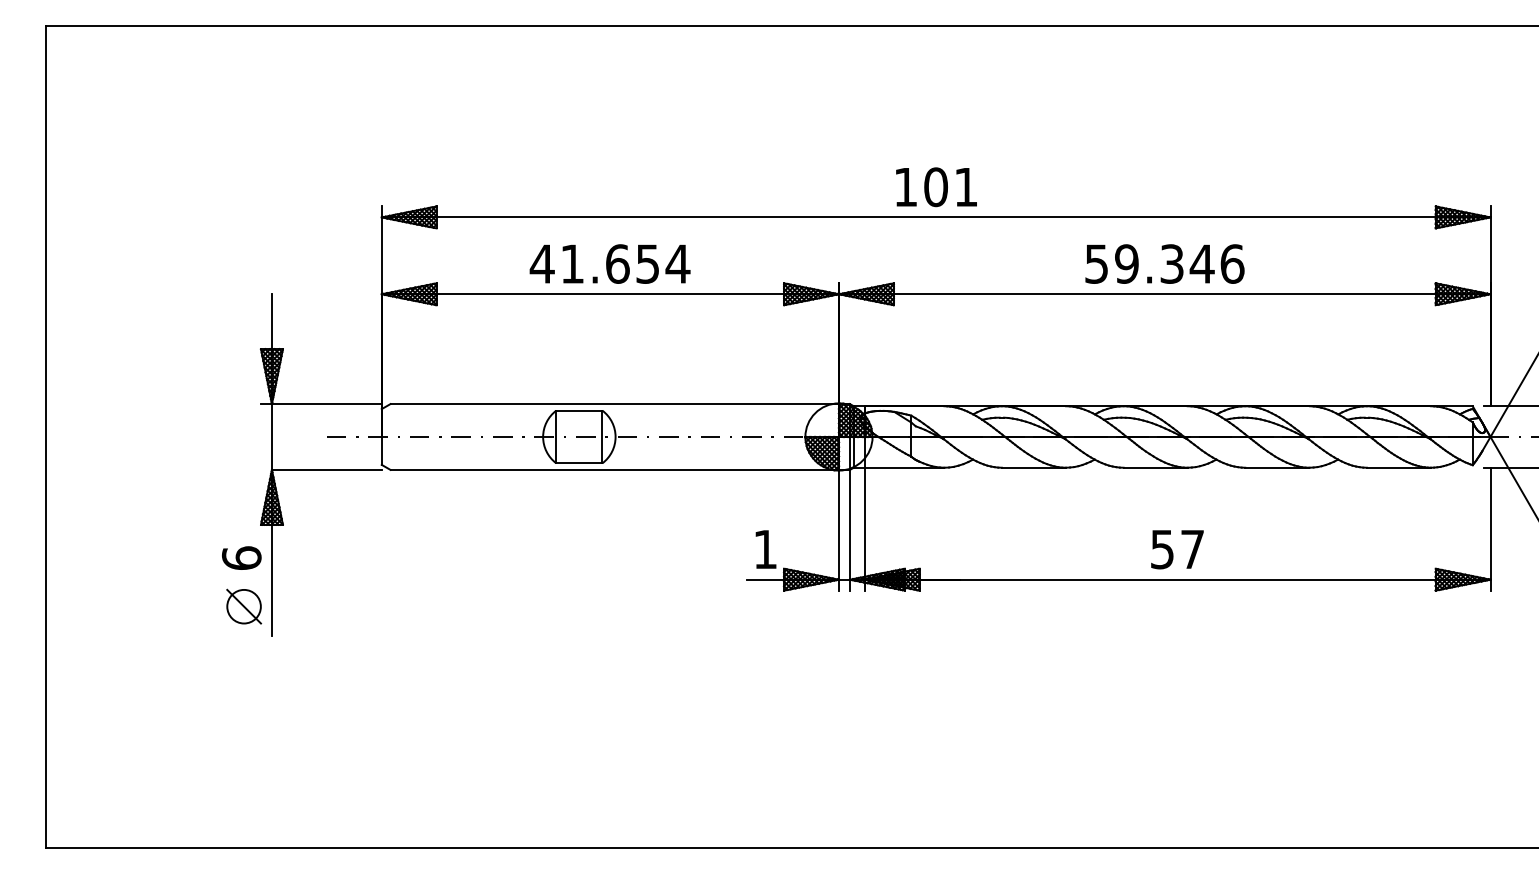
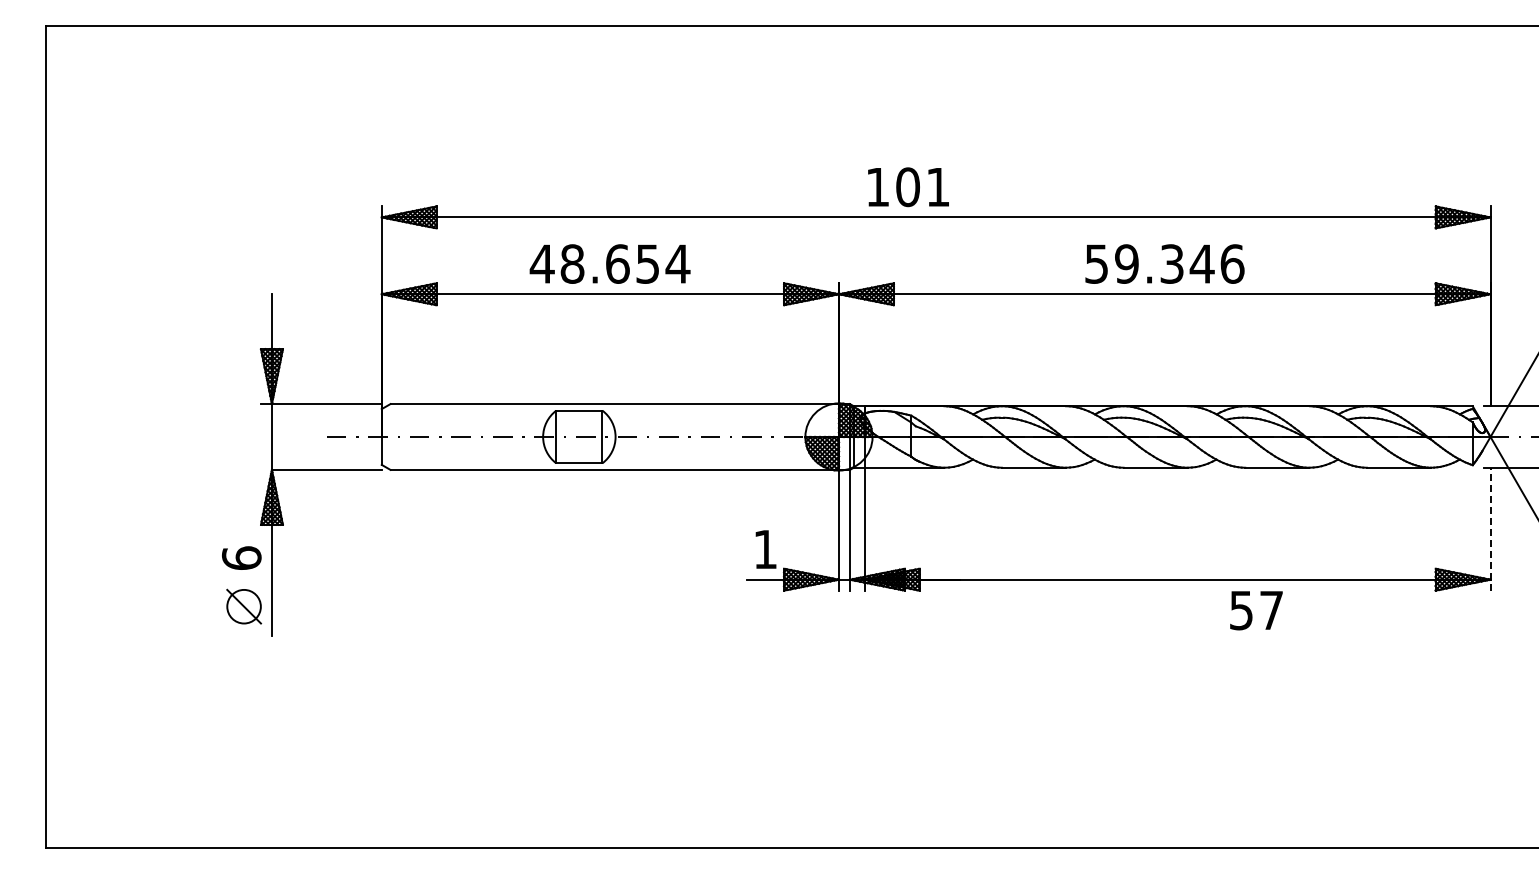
text position: (936, 187) -> (908, 187) (908, 187)
text: 41.654 -> 48.654 (572, 263)
line: solid -> dashed (1490, 528)
text position: (1177, 549) -> (1256, 610) (1256, 610)
